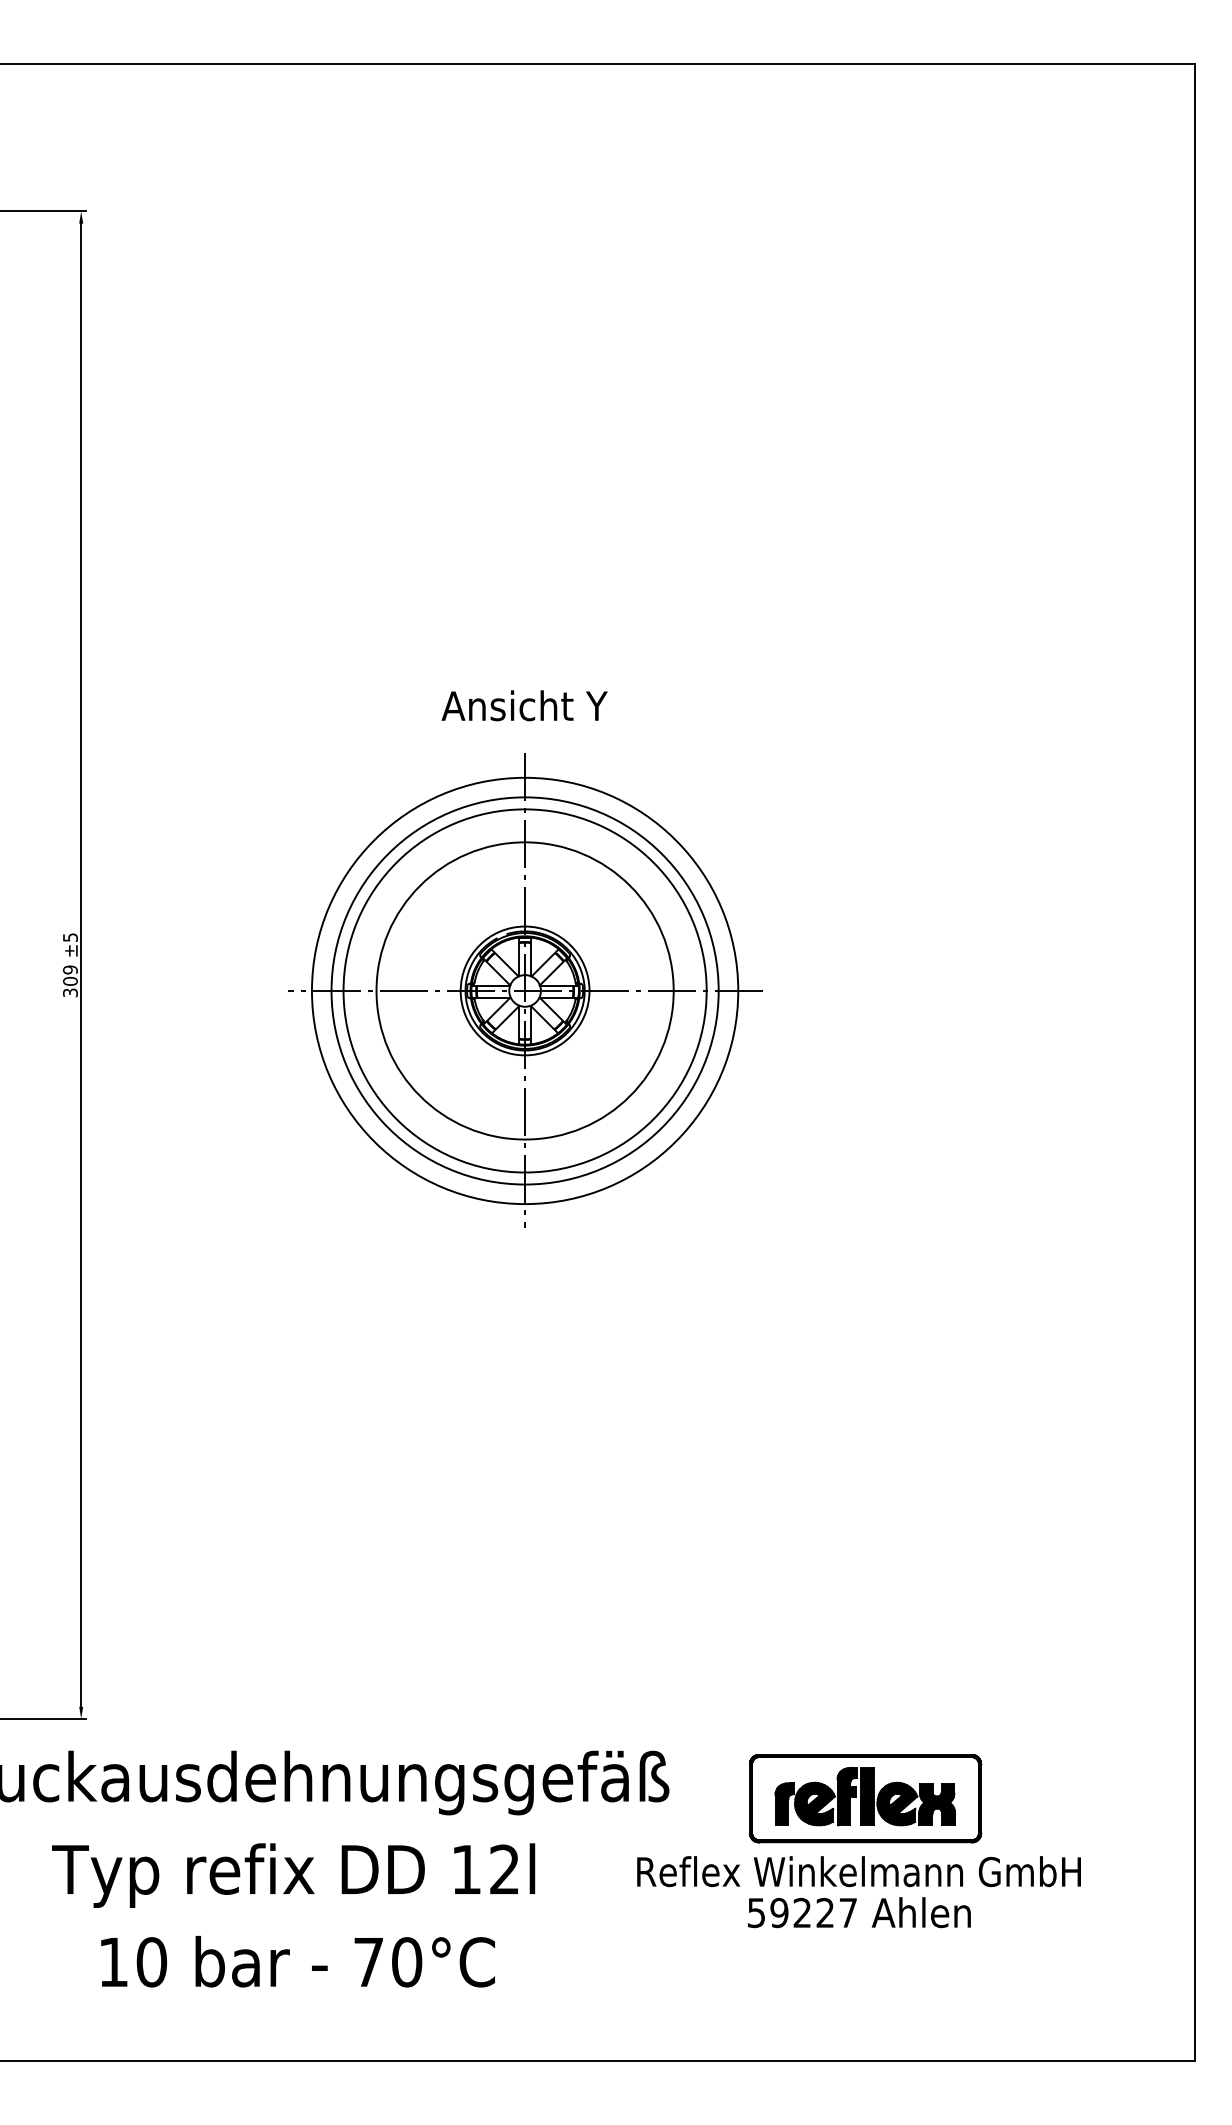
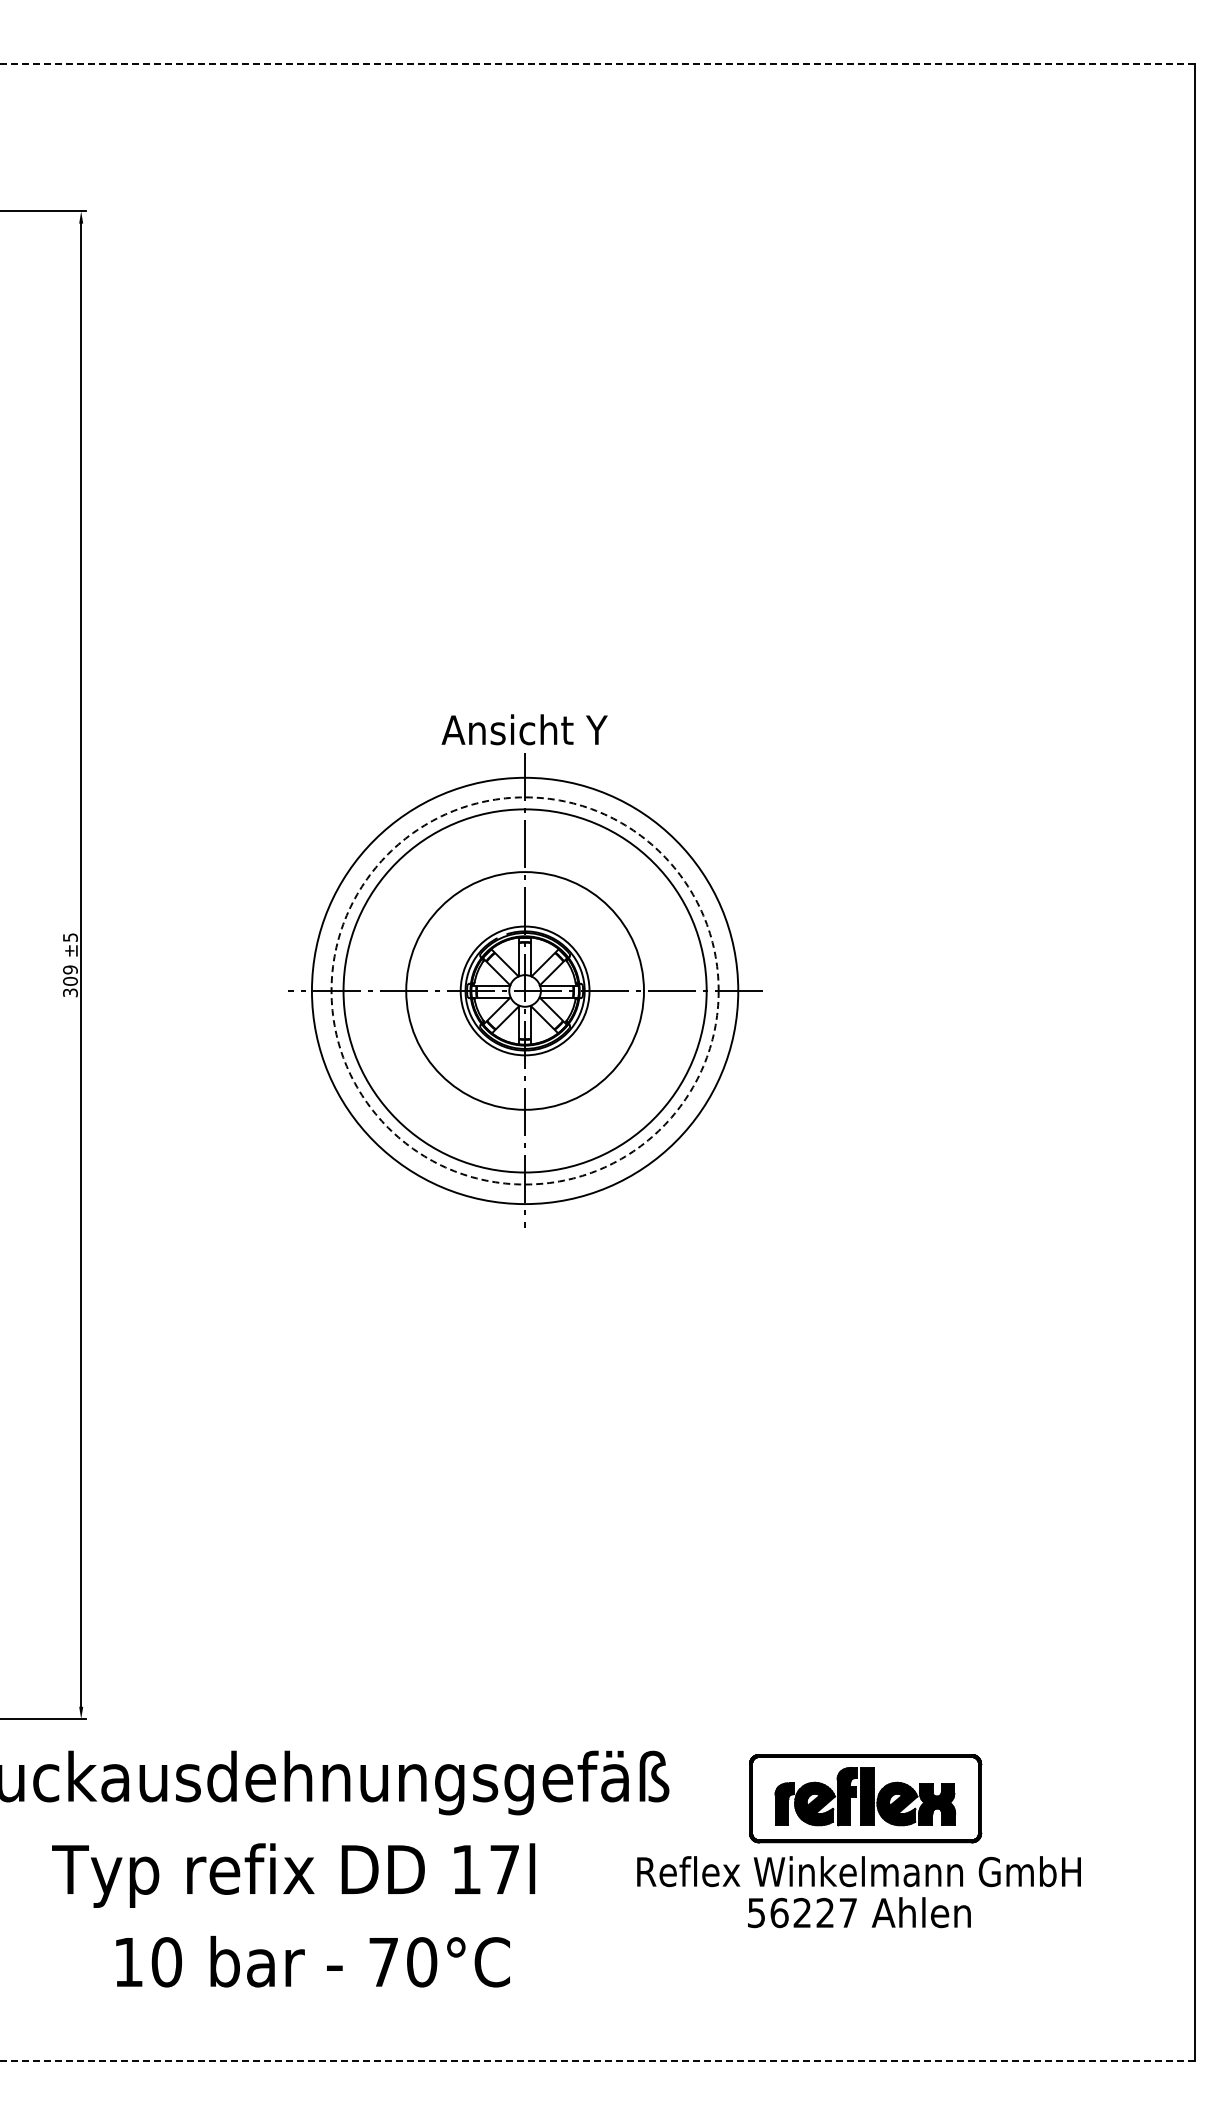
line: solid -> dashed (597, 63)
text position: (524, 705) -> (524, 729) (524, 729)
circle diameter: 297 px -> 238 px (524, 990)
circle: solid -> dashed (524, 990)
text: 12l -> 17l (504, 1868)
text: 59227 -> 56227 (779, 1912)
text position: (297, 1961) -> (312, 1961) (312, 1961)
line: solid -> dashed (598, 2061)
